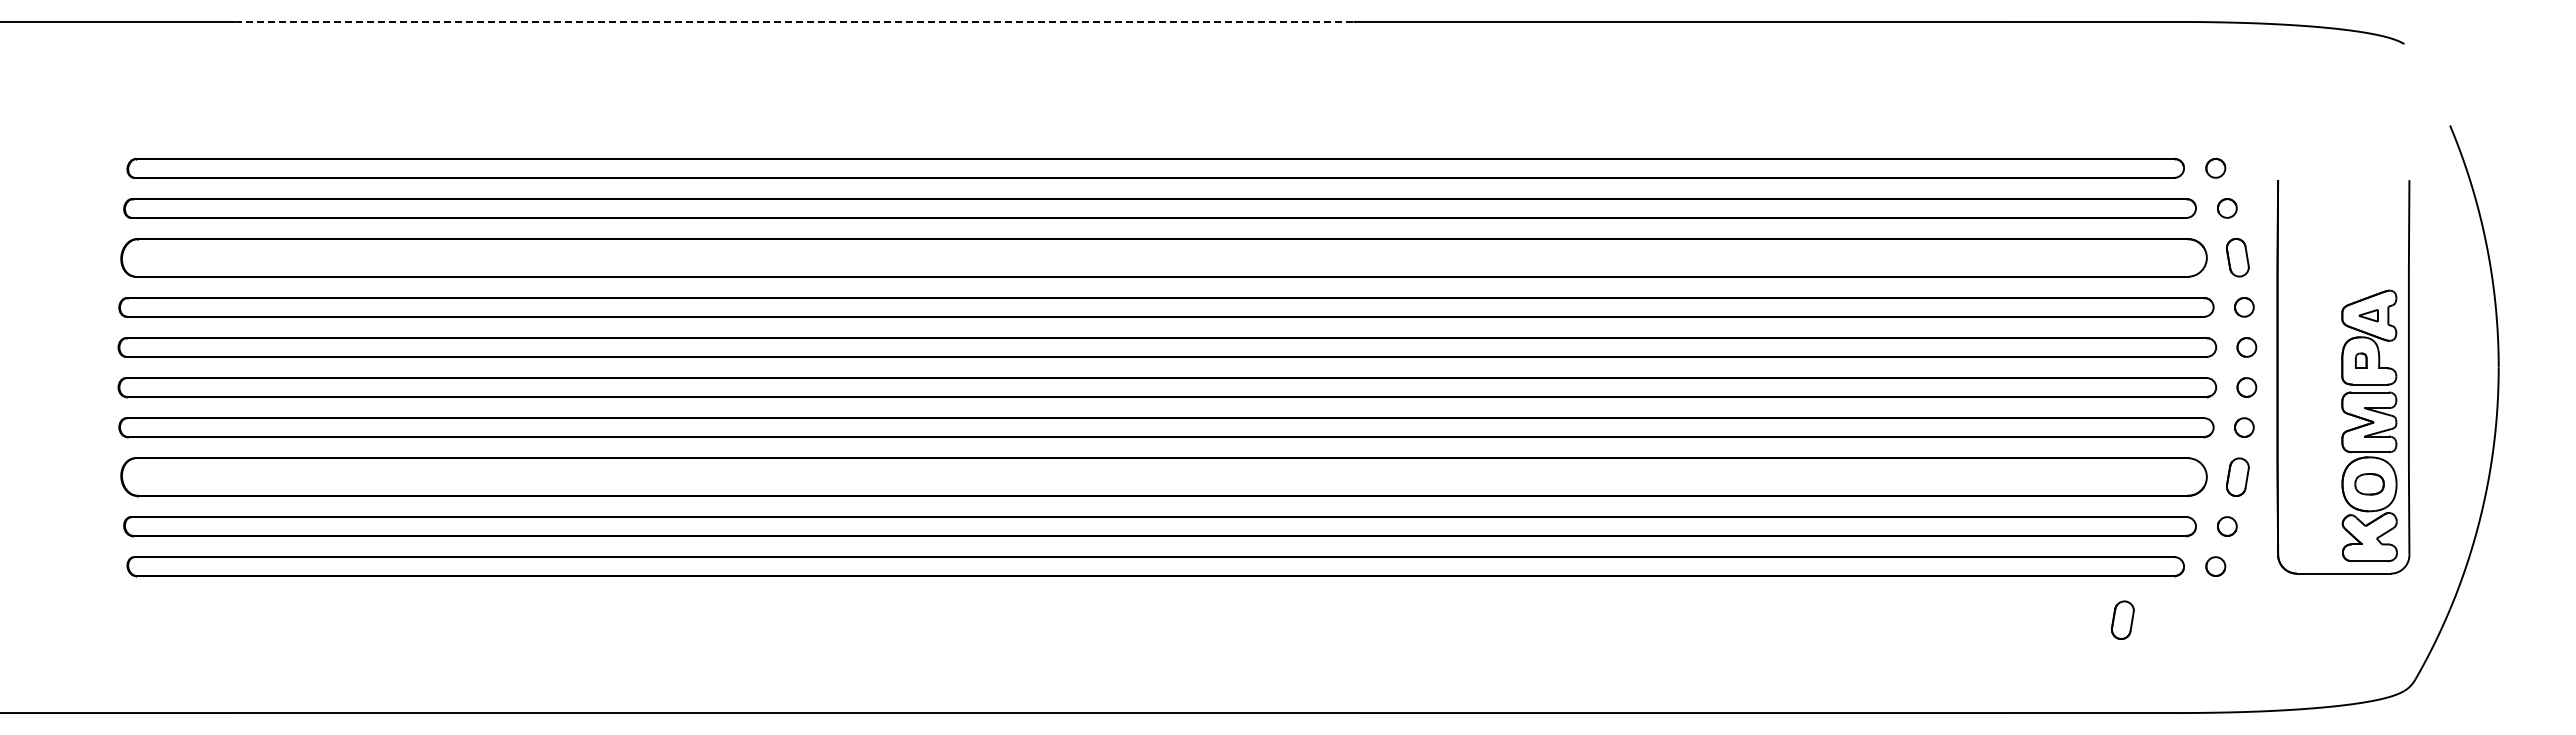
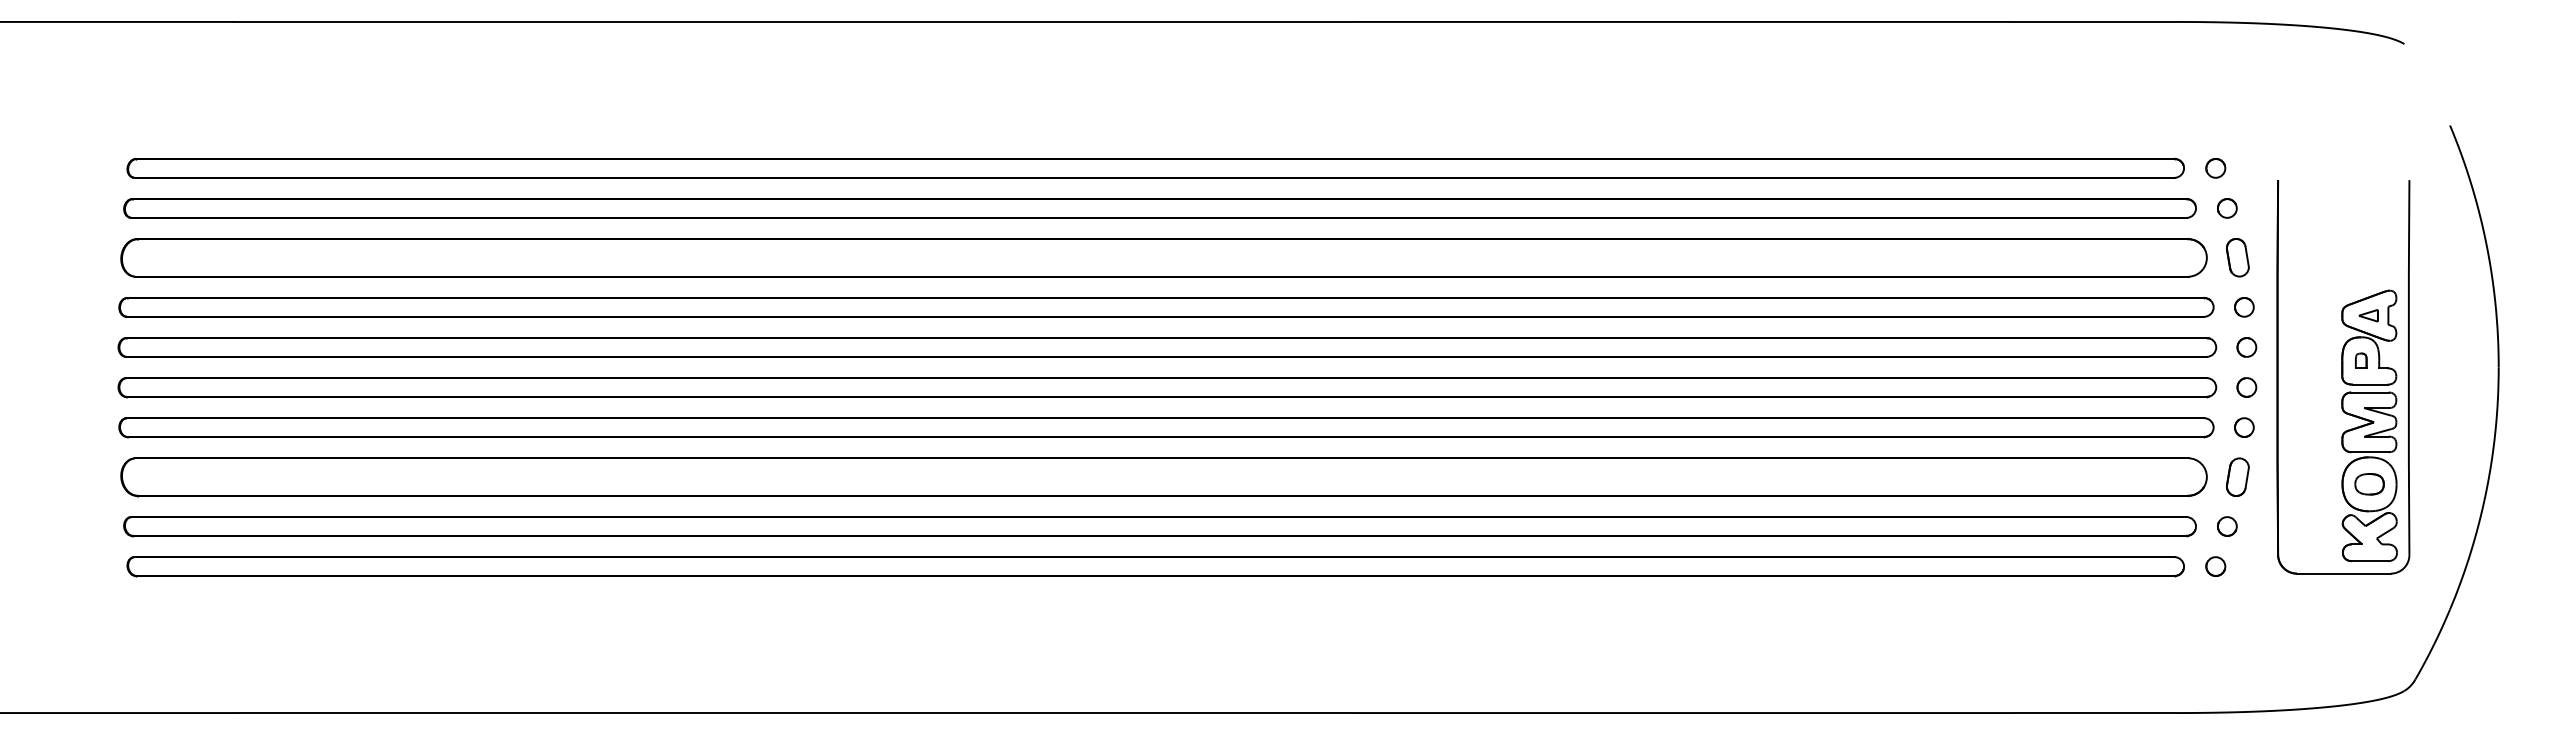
line: dashed -> solid (794, 21)
part: present -> none (2122, 619)
